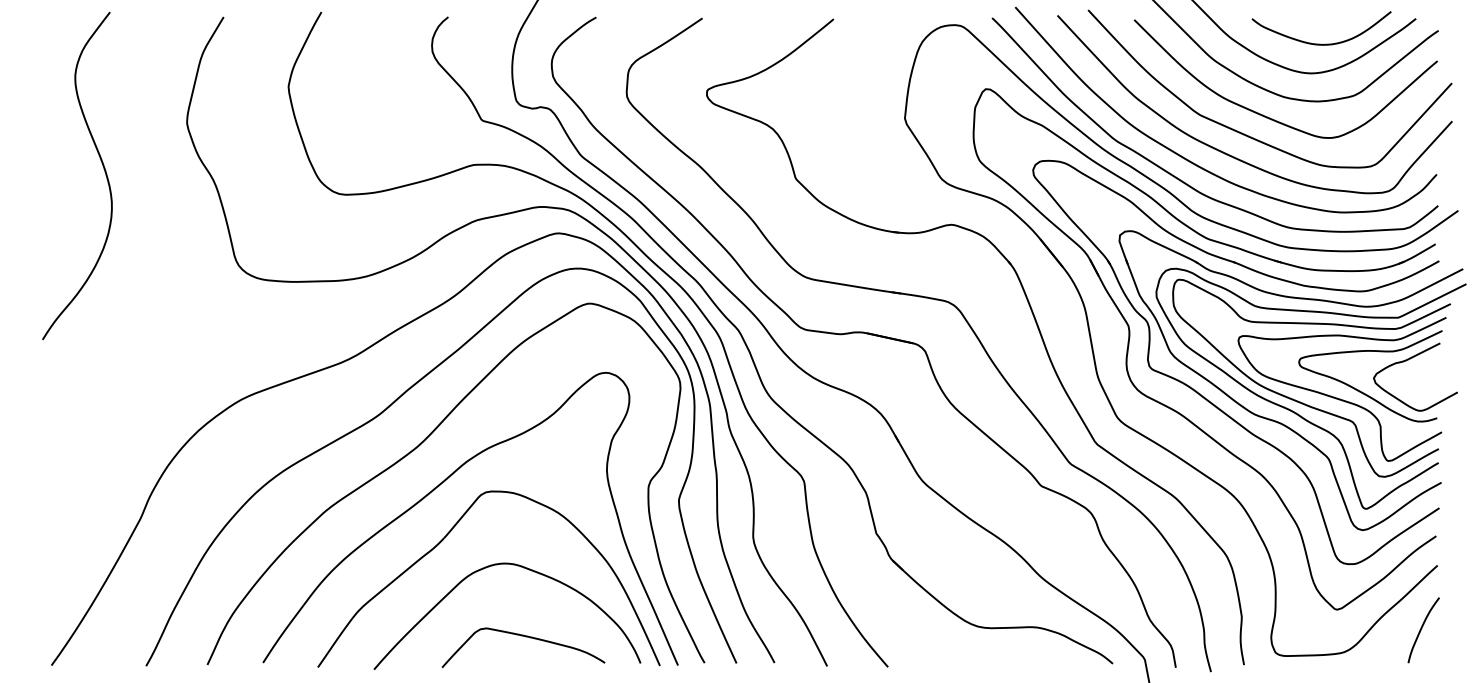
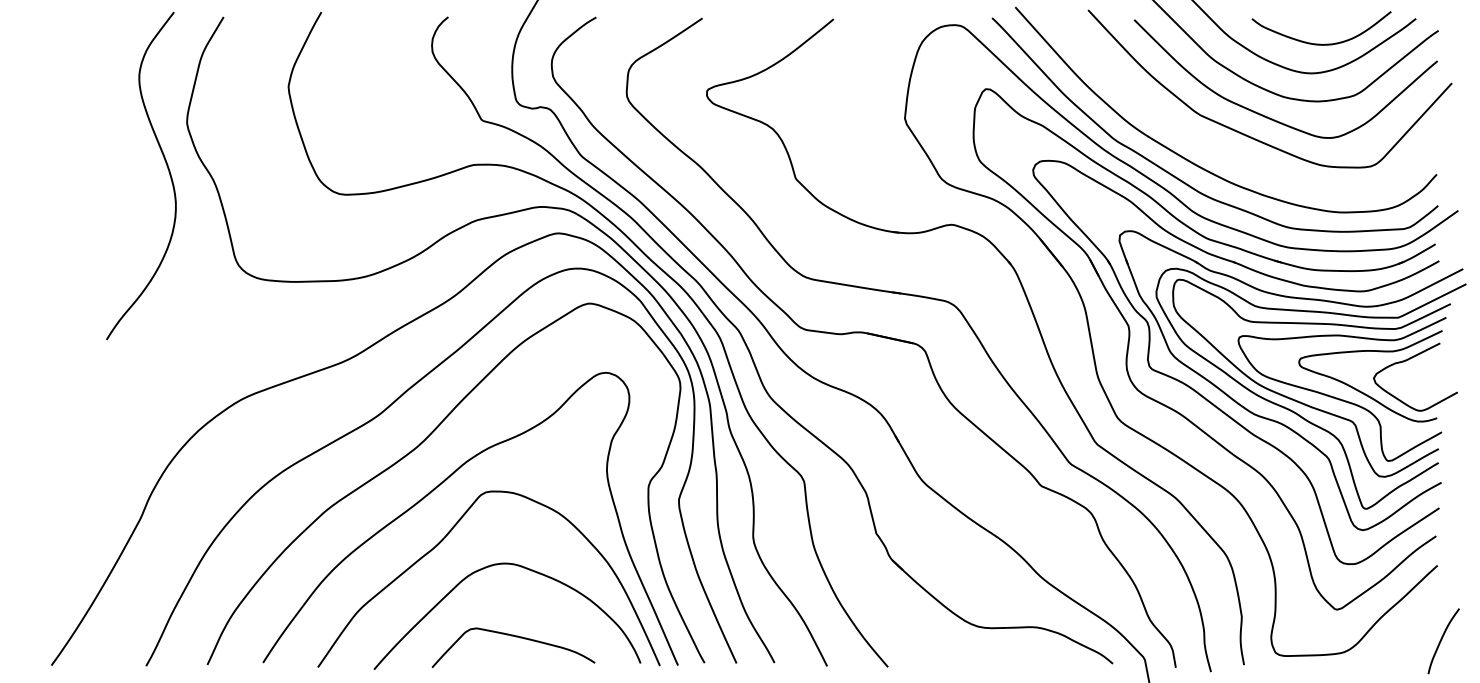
curve: present -> none (1230, 154)
curve position: (102, 166) -> (166, 166) (166, 166)
curve position: (1421, 630) -> (1441, 641) (1441, 641)
curve position: (525, 637) -> (515, 637) (515, 637)
